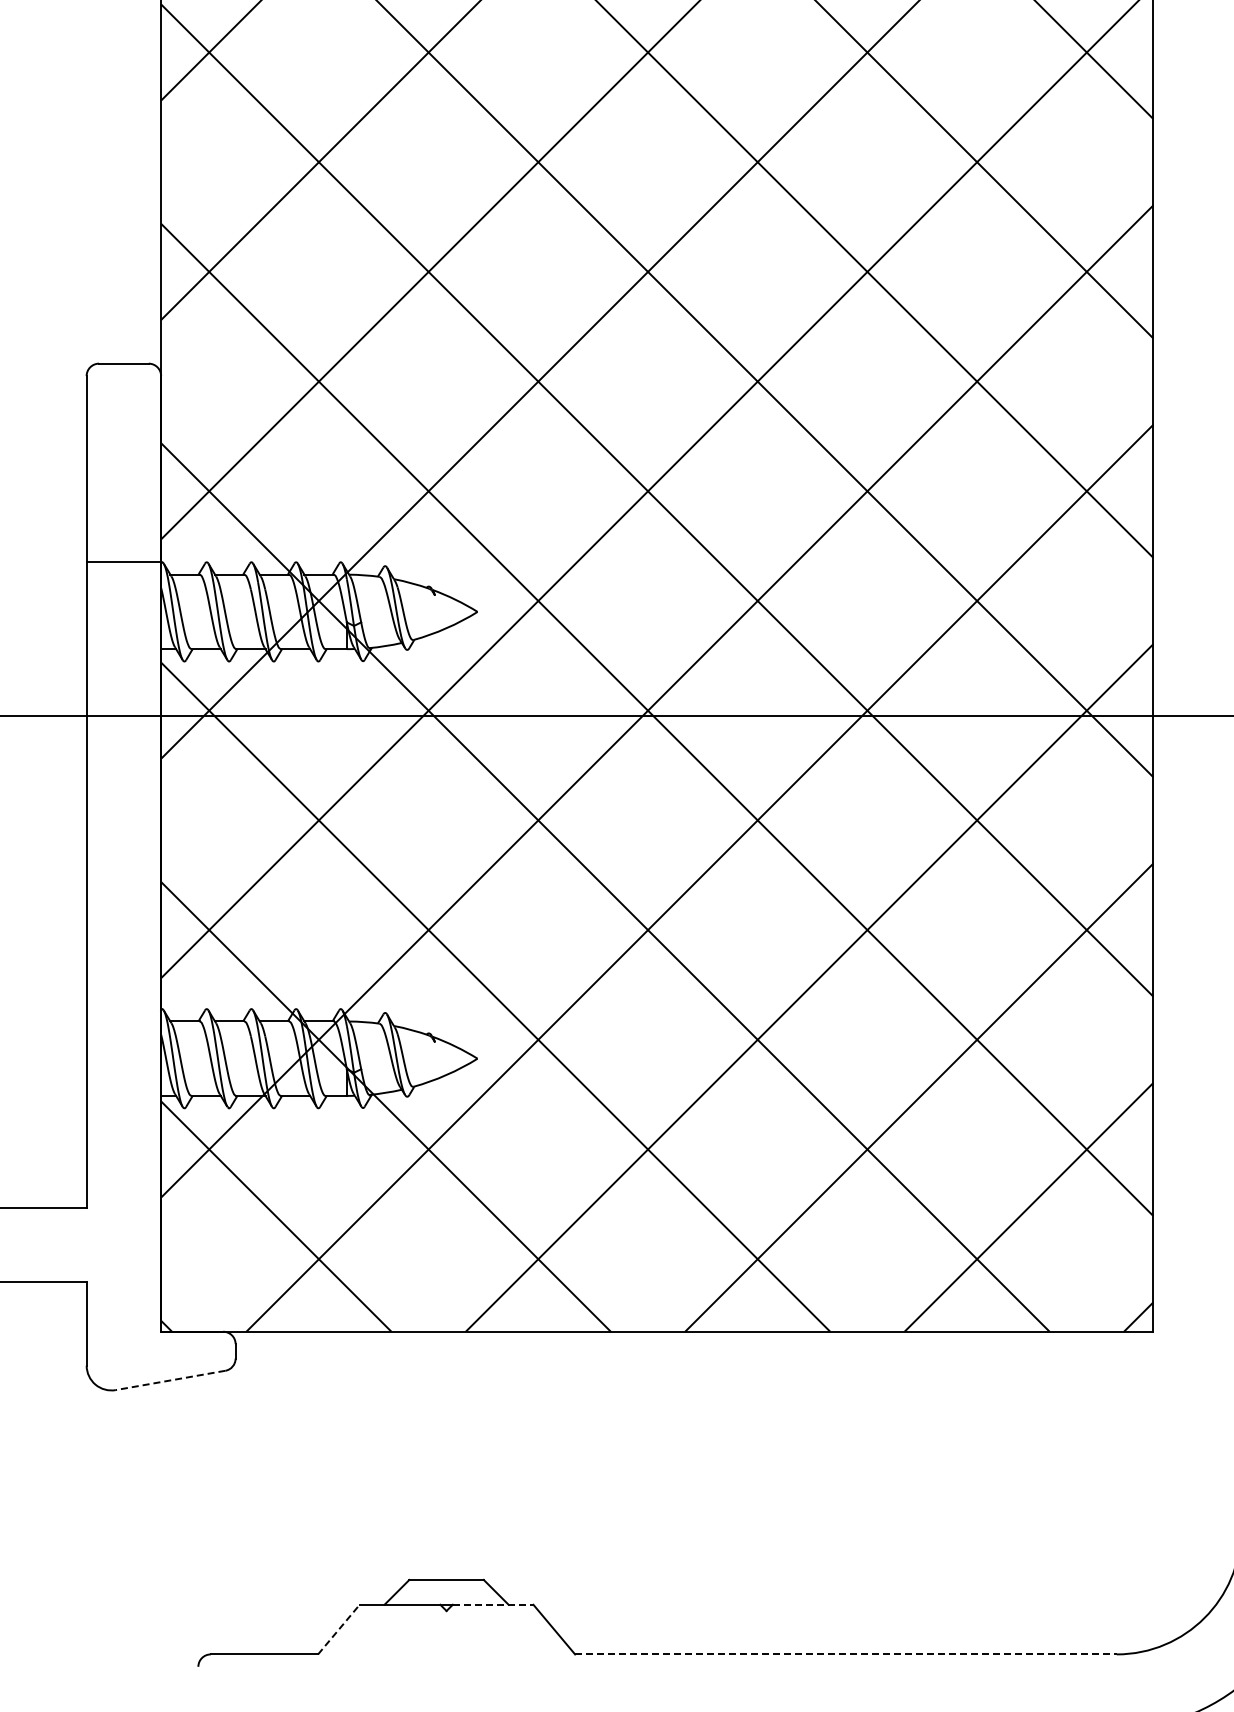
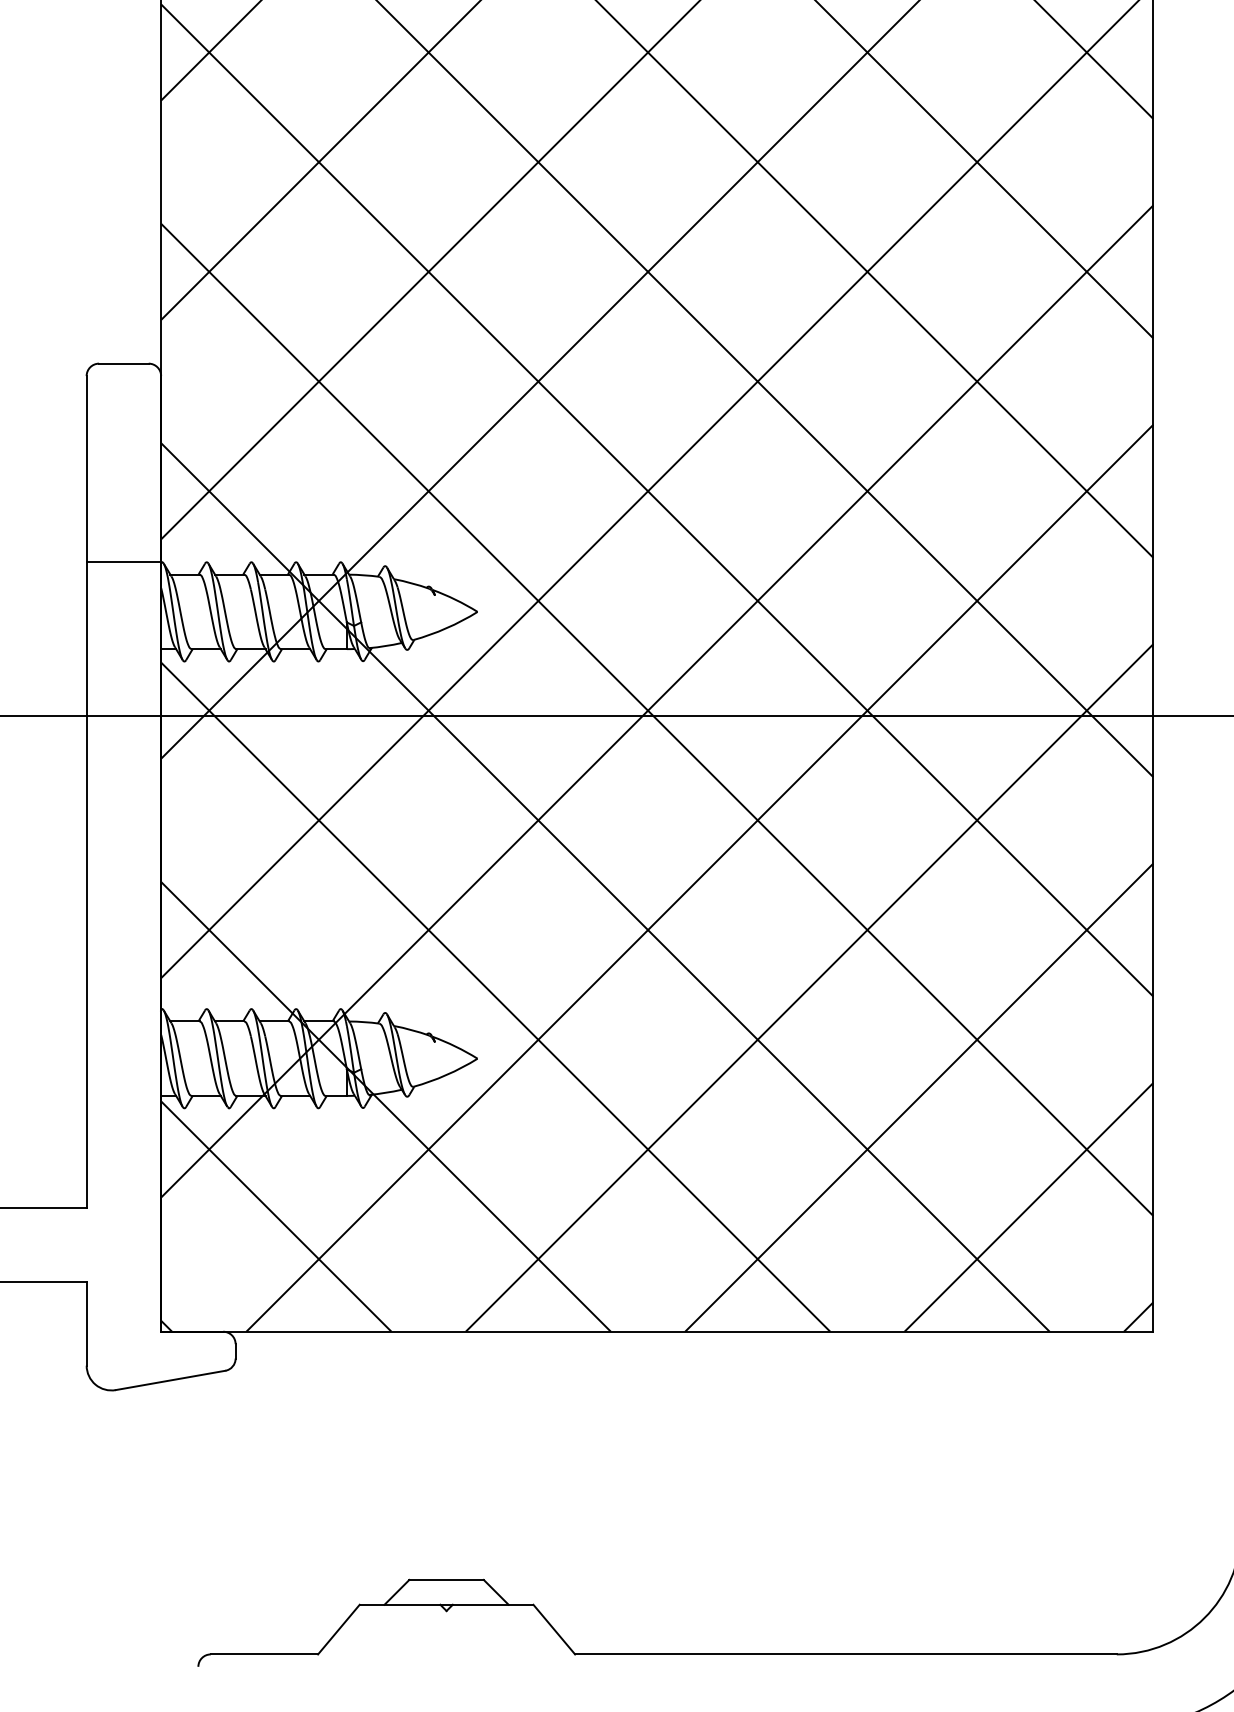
line: dashed -> solid (170, 1380)
line: dashed -> solid (493, 1604)
line: dashed -> solid (339, 1629)
line: dashed -> solid (845, 1654)
